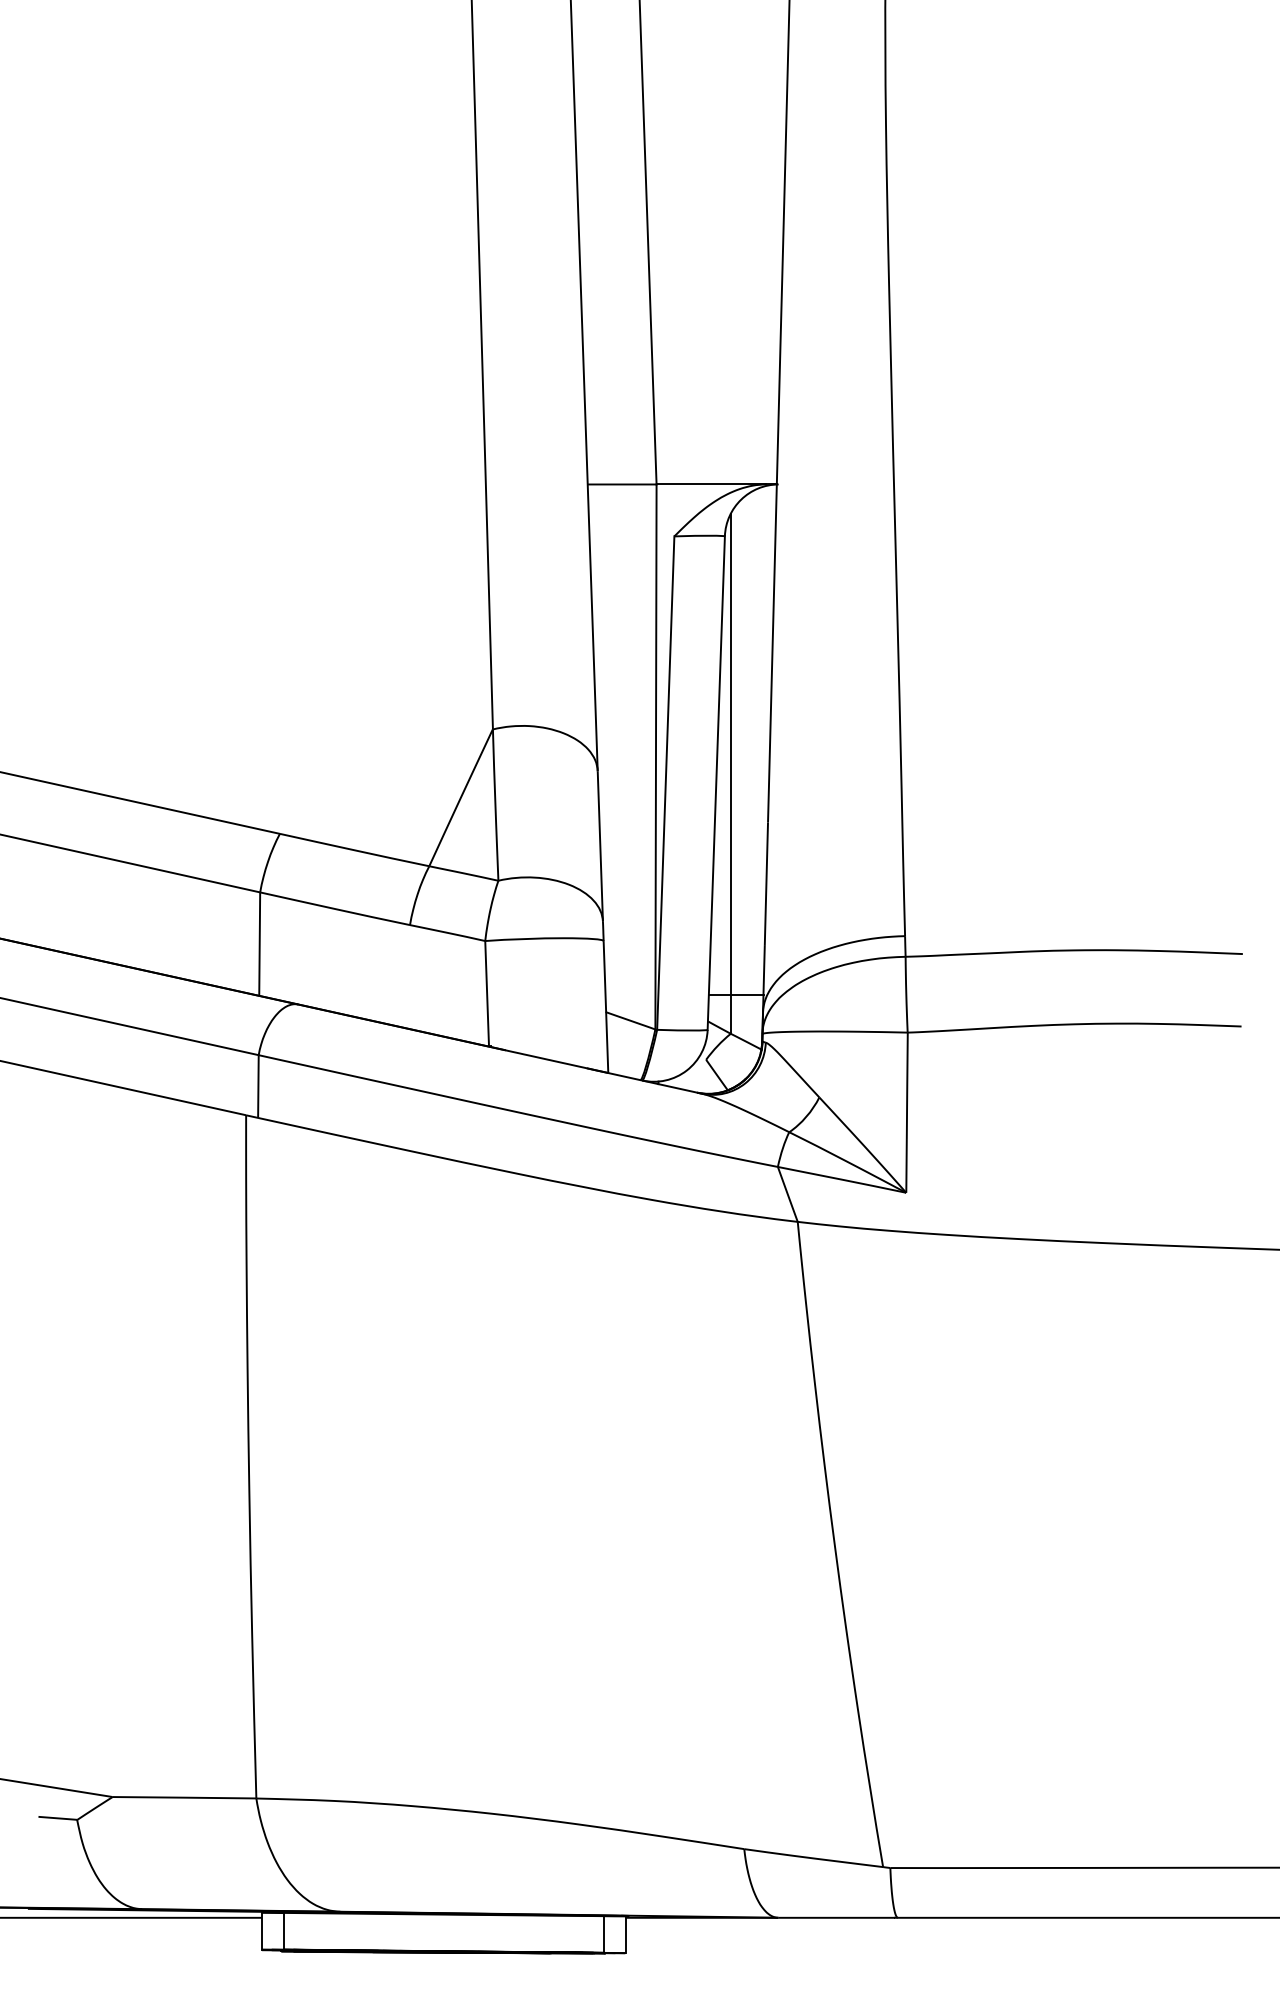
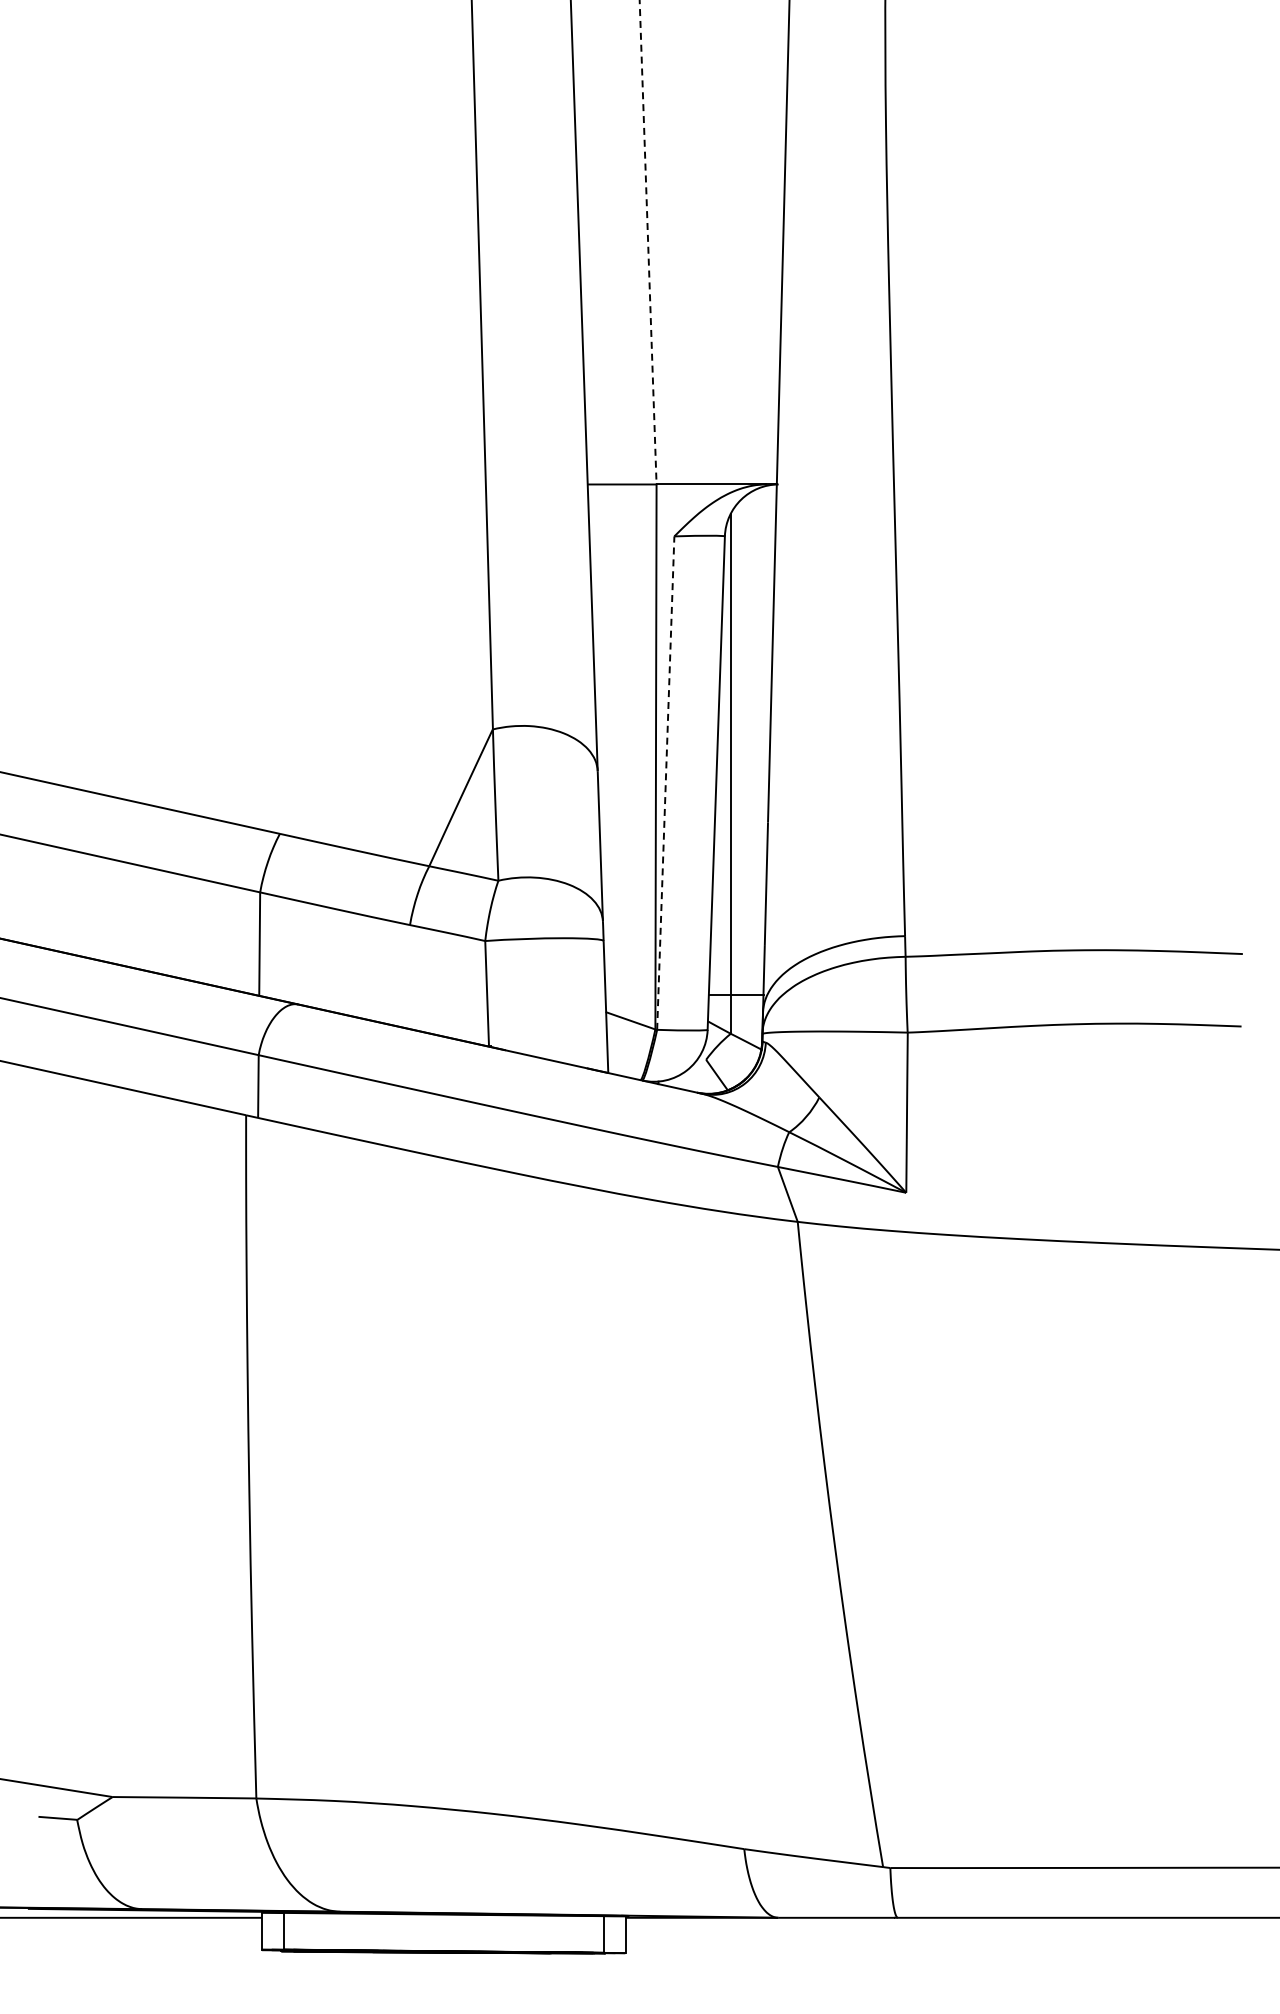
line: solid -> dashed (648, 242)
line: solid -> dashed (665, 783)
